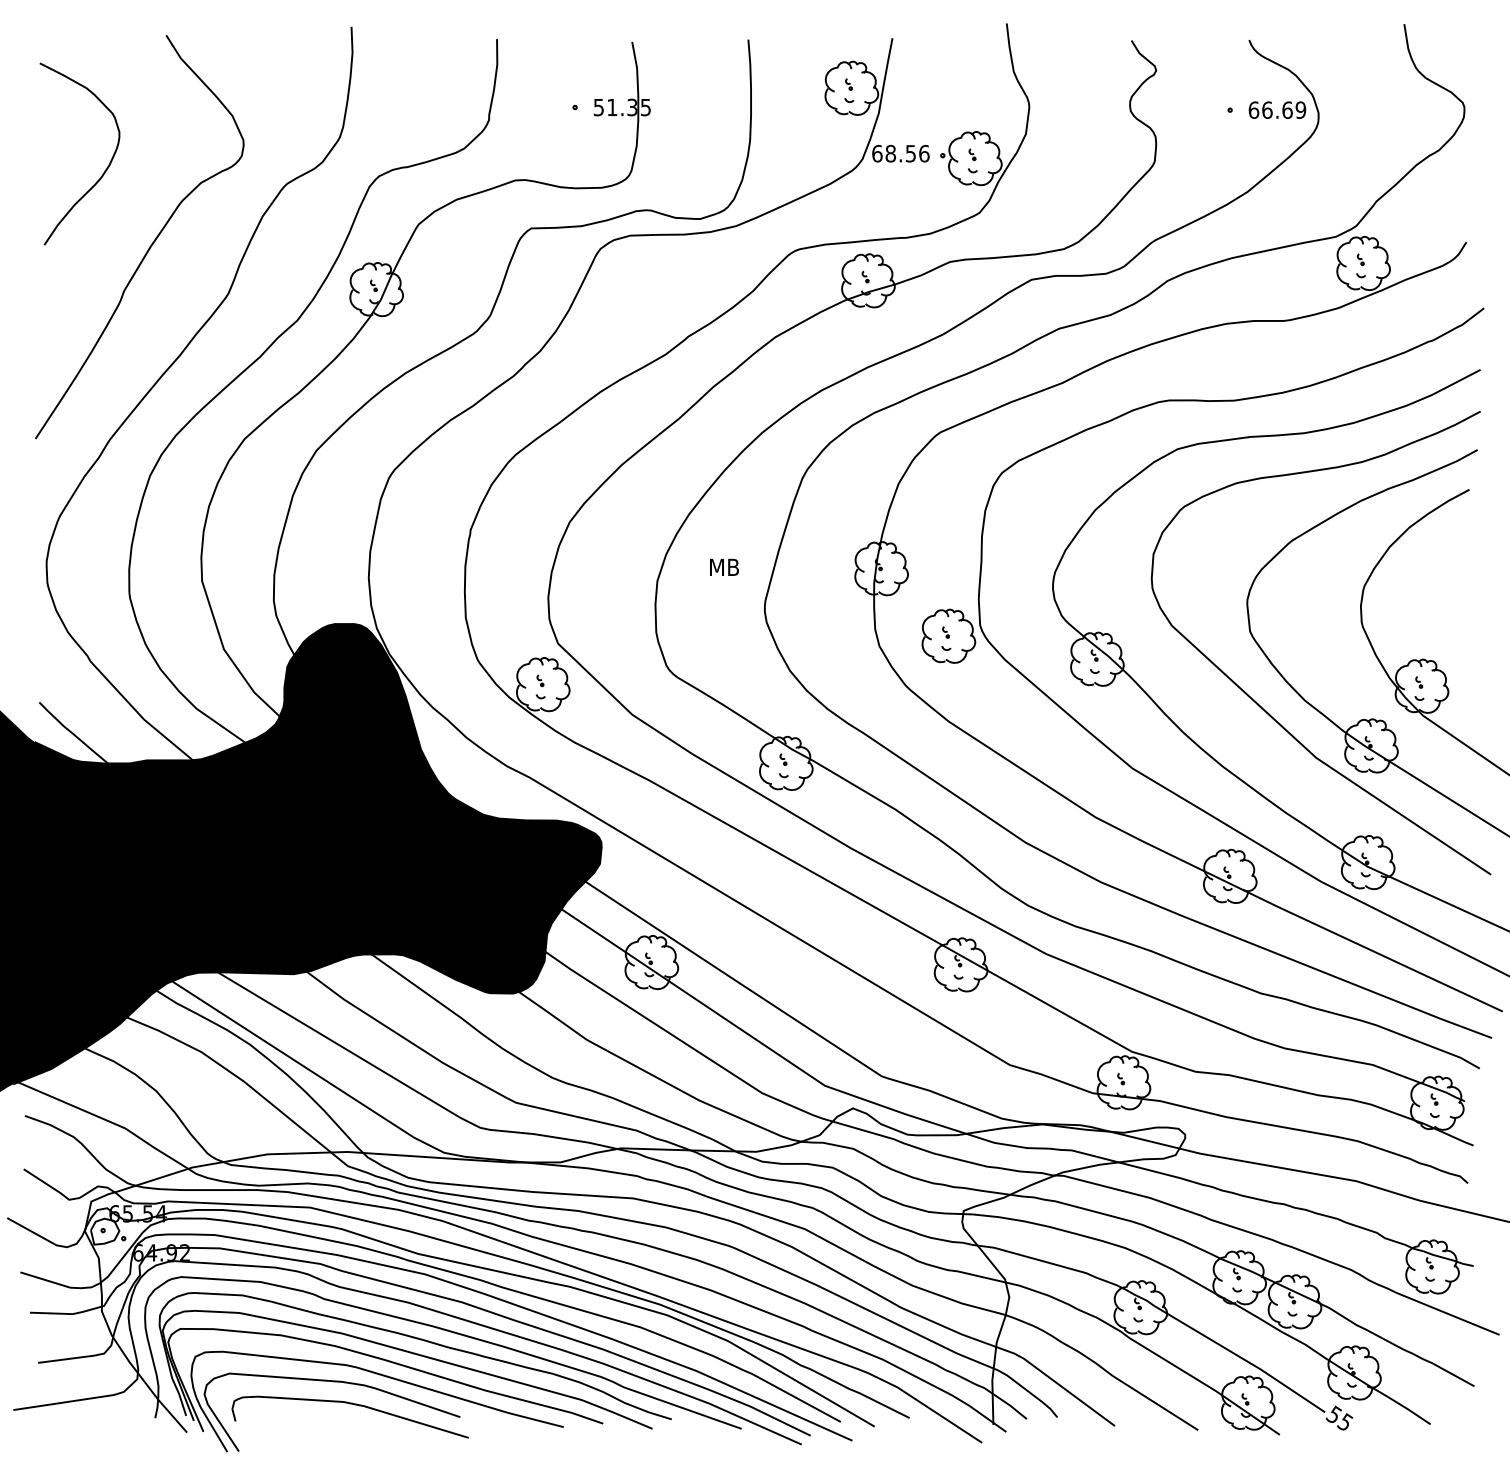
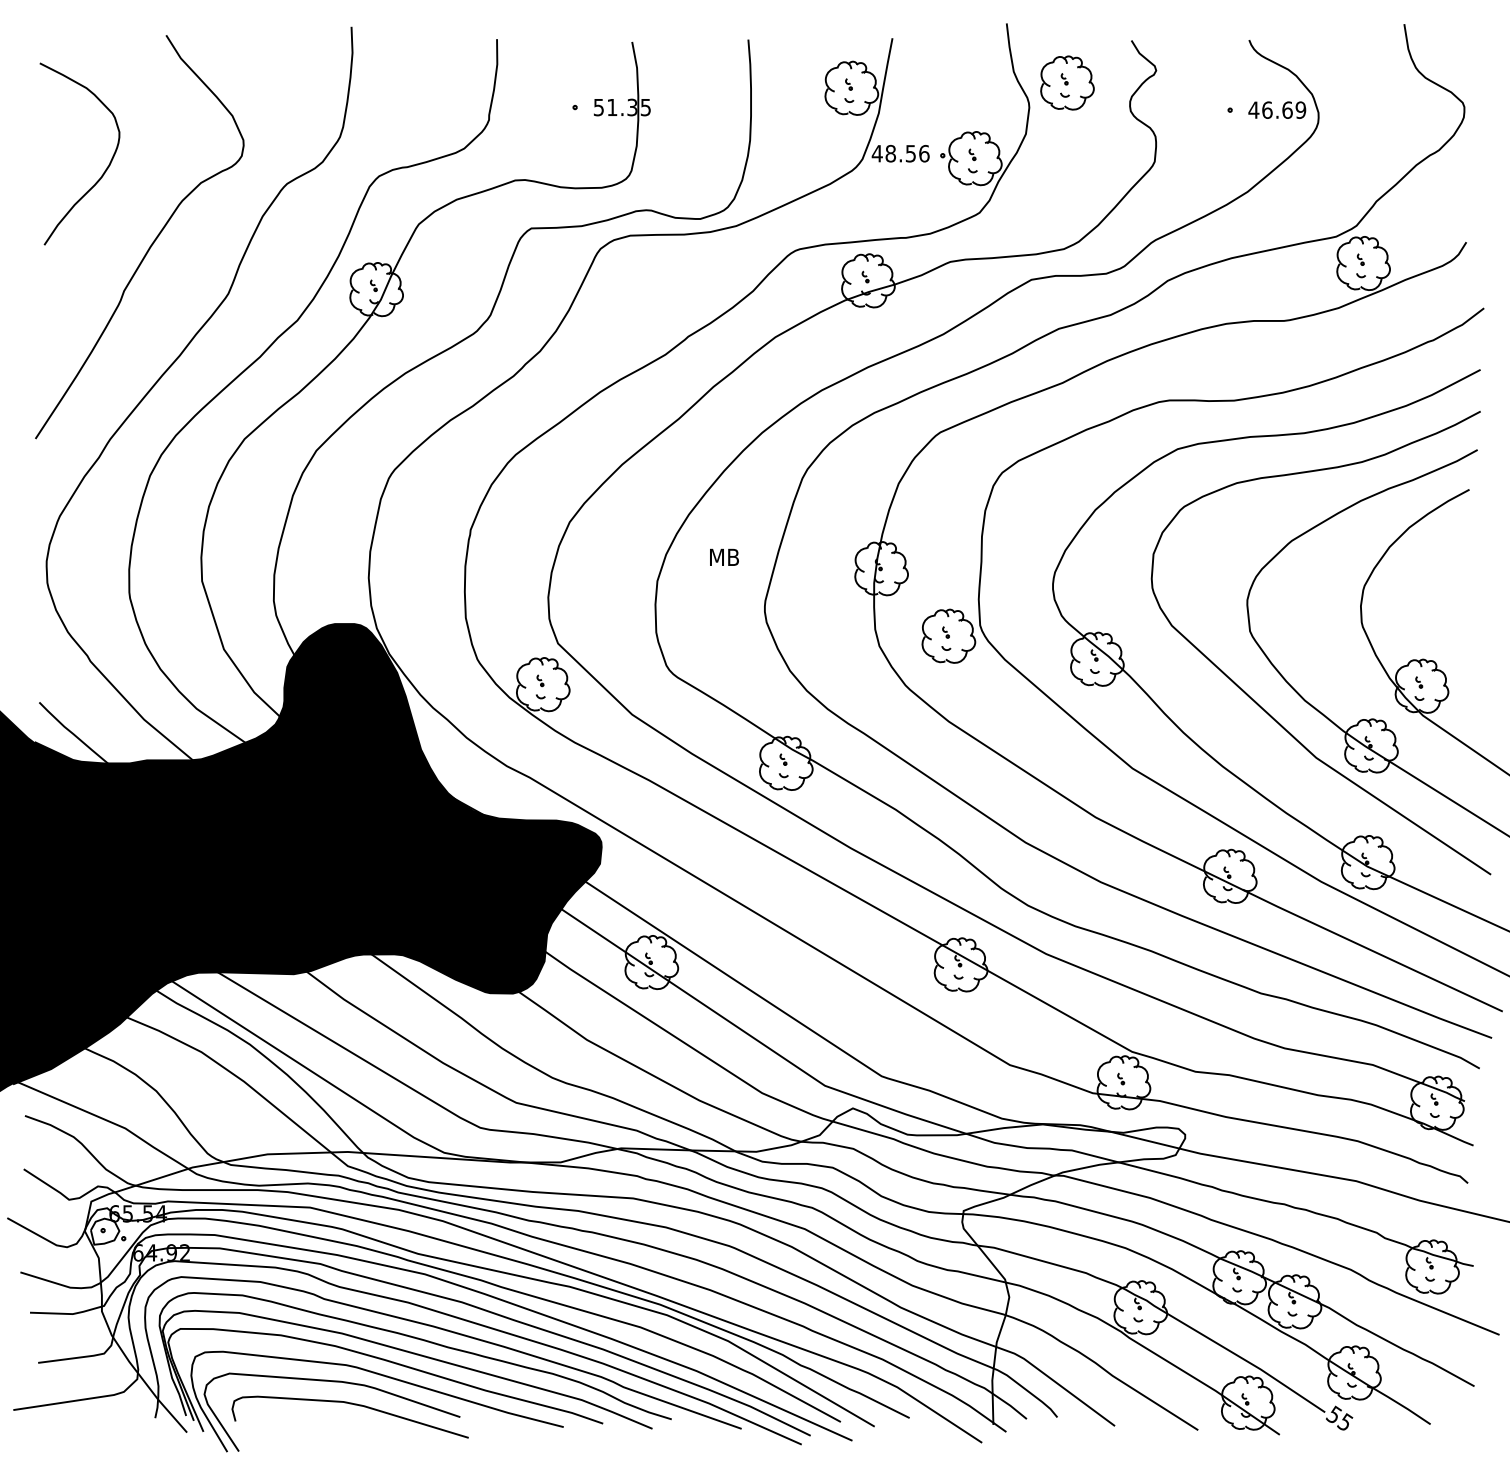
part: none -> present (1067, 82)
text: 66.69 -> 46.69 (1253, 109)
text: 68.56 -> 48.56 (876, 153)
text position: (724, 566) -> (724, 556) (724, 556)
